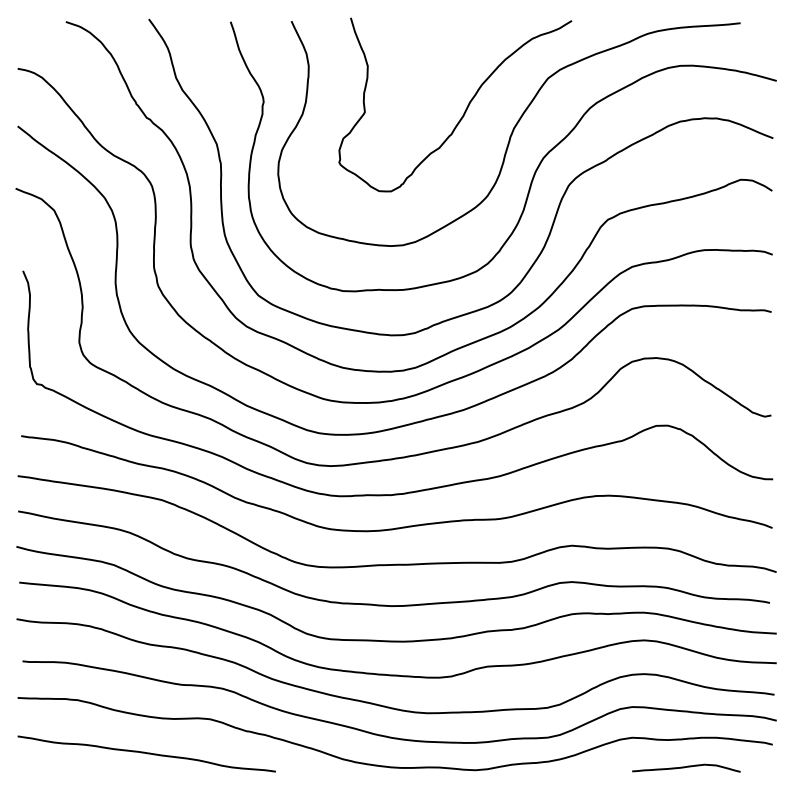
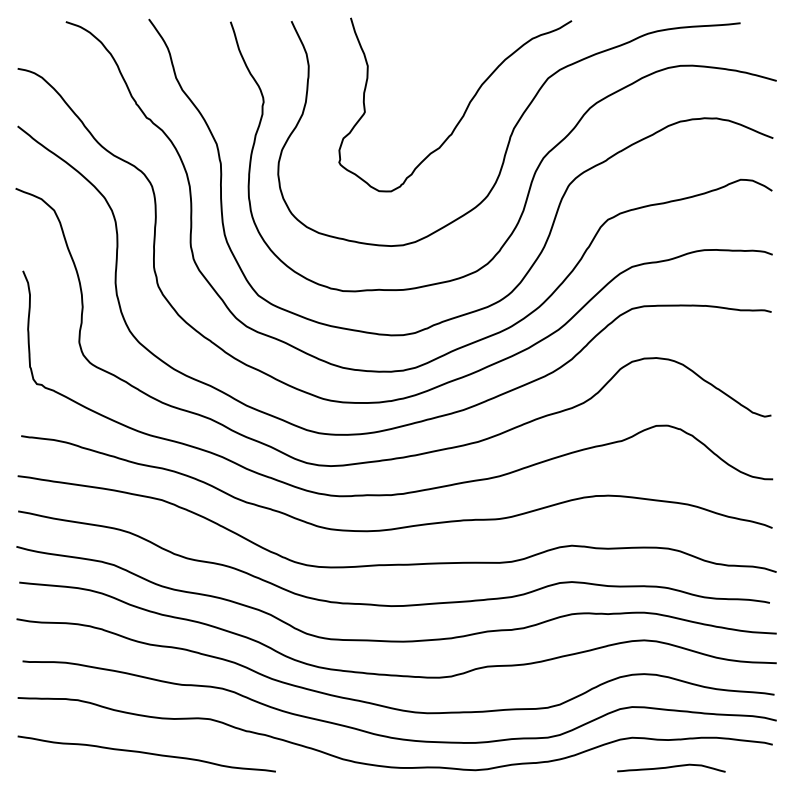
curve position: (686, 767) -> (671, 767) (671, 767)
